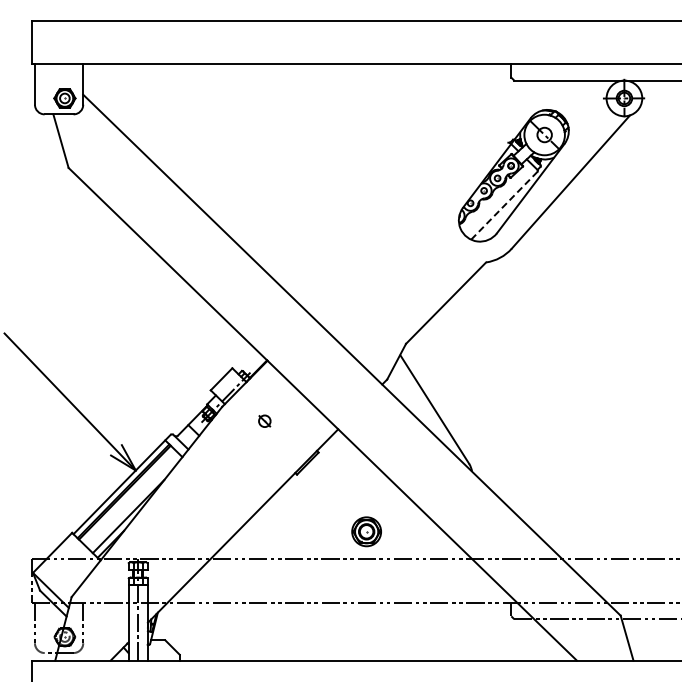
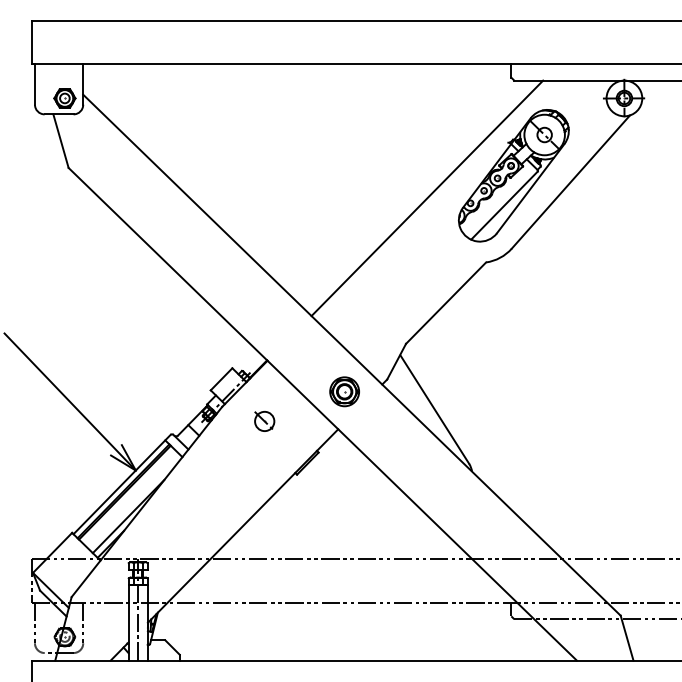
line: none -> present (427, 198)
line: dashed -> solid (504, 205)
part size: 14x14 px -> 22x22 px (264, 420)
part position: (366, 531) -> (344, 391) (344, 391)
